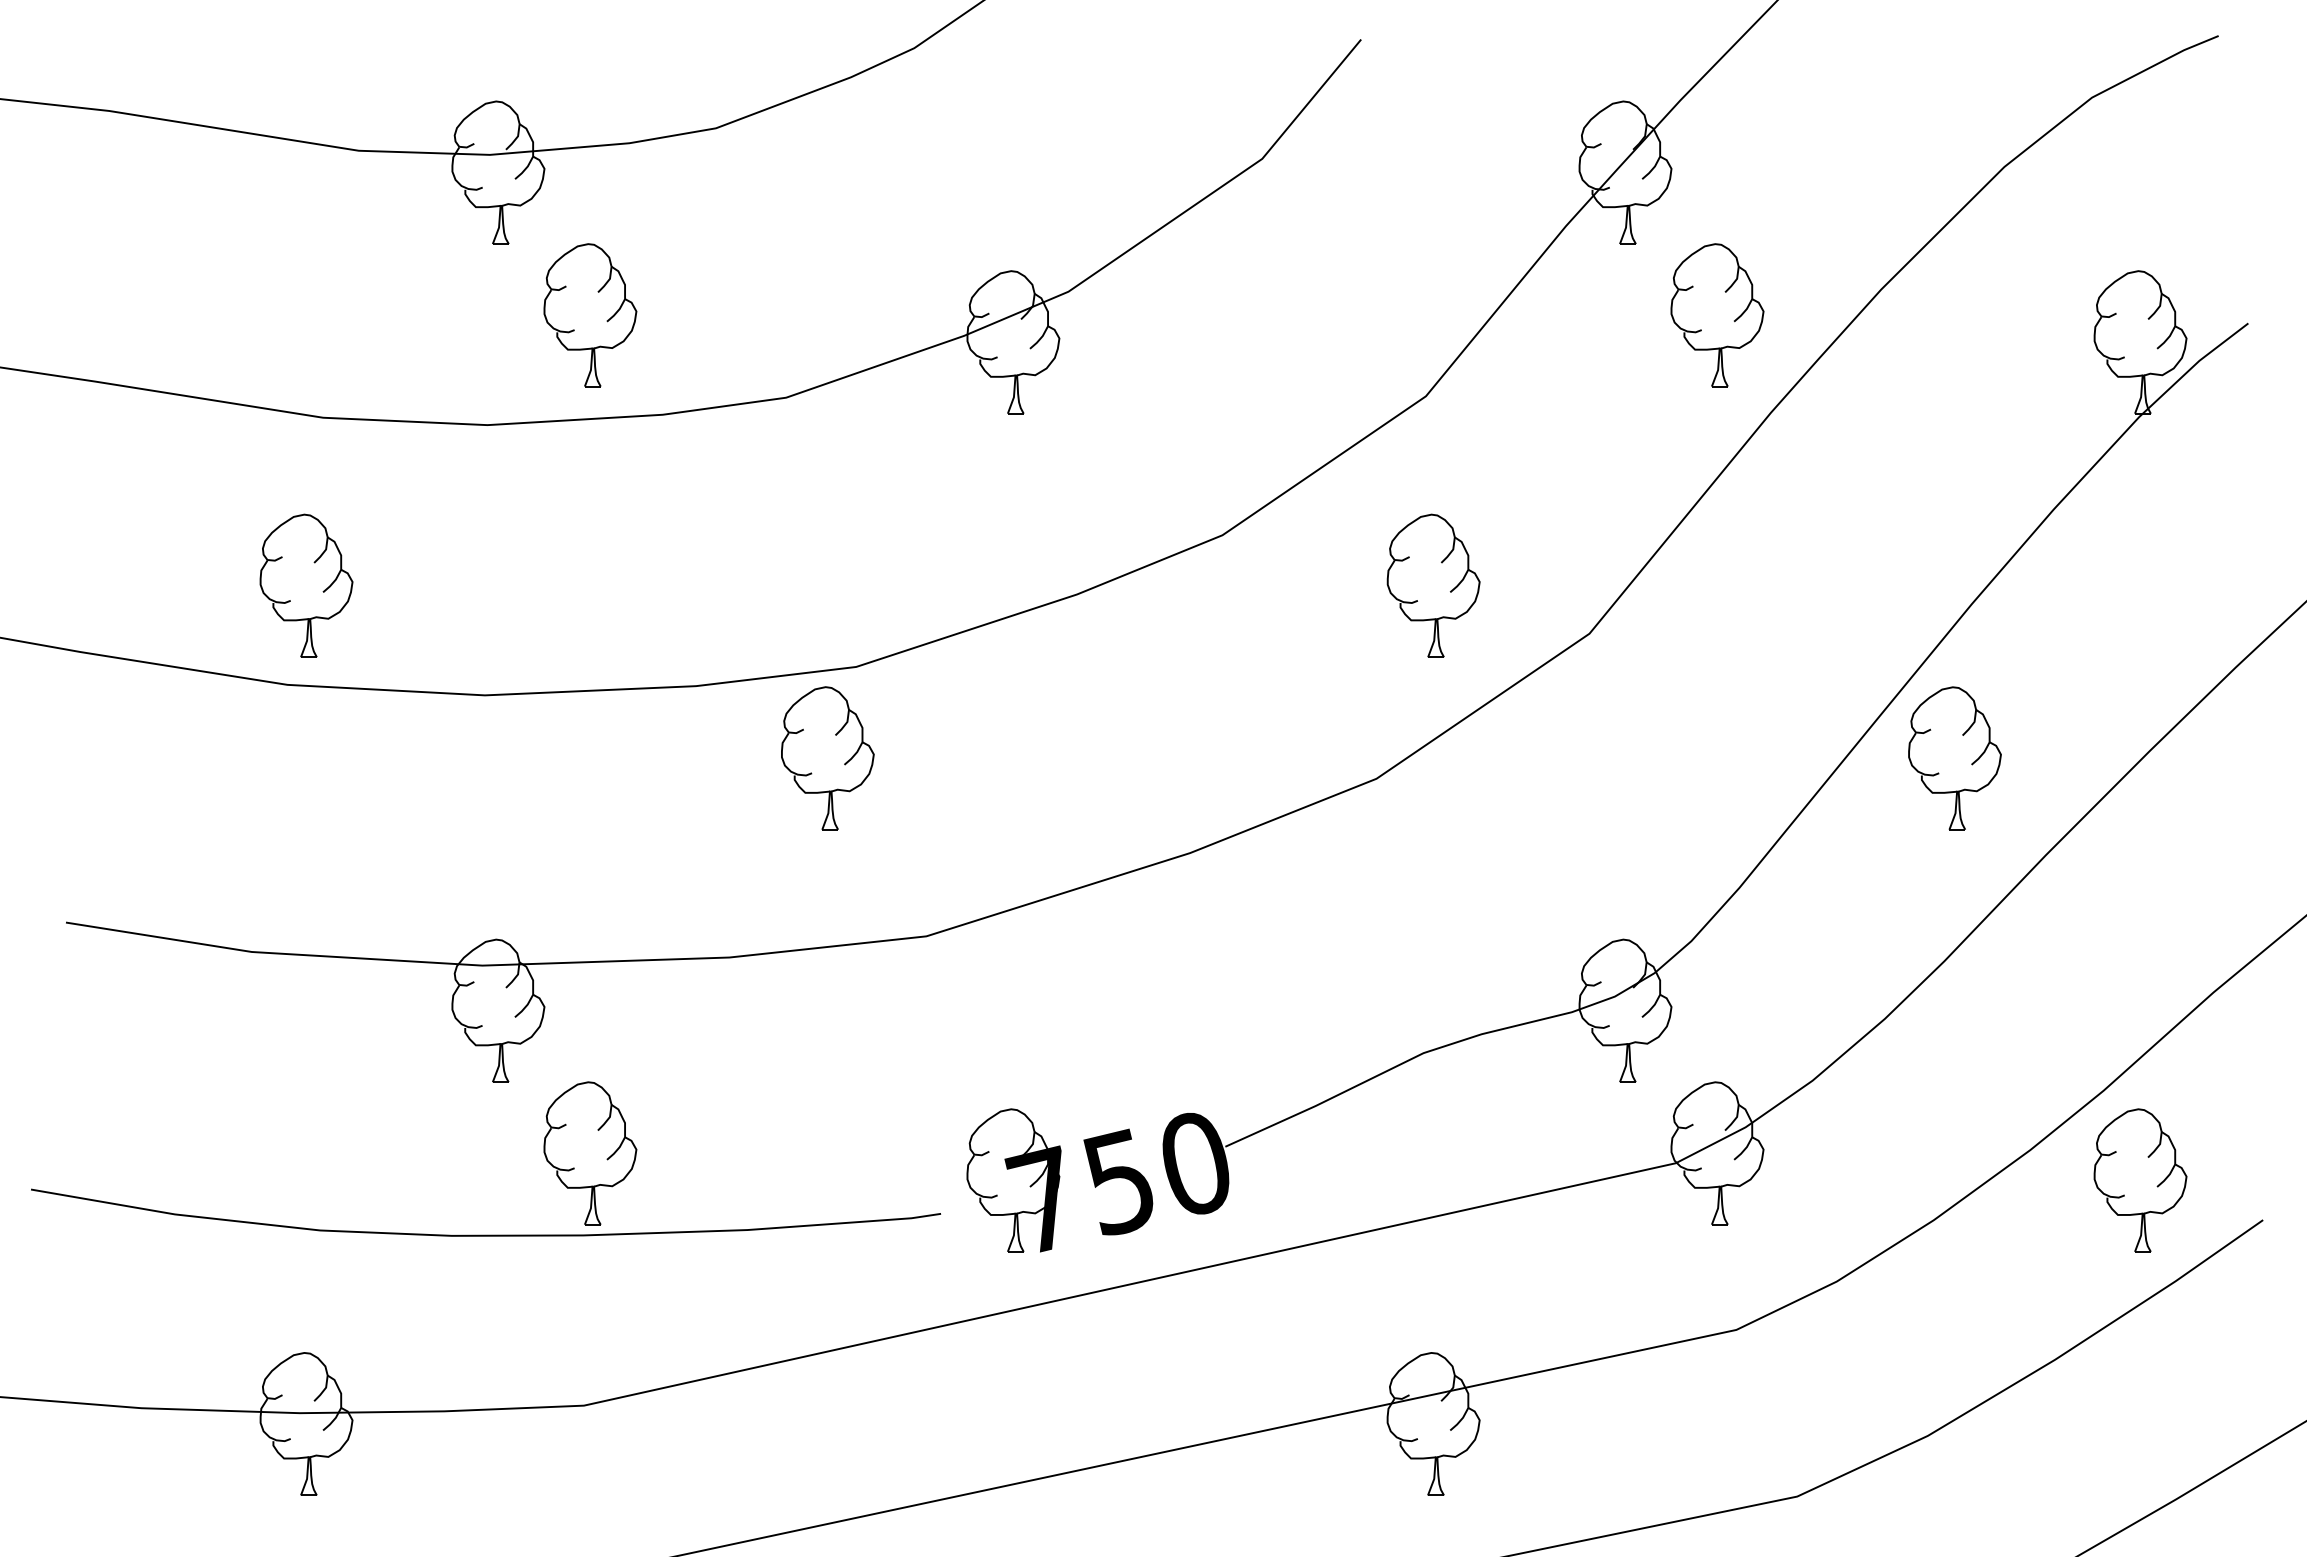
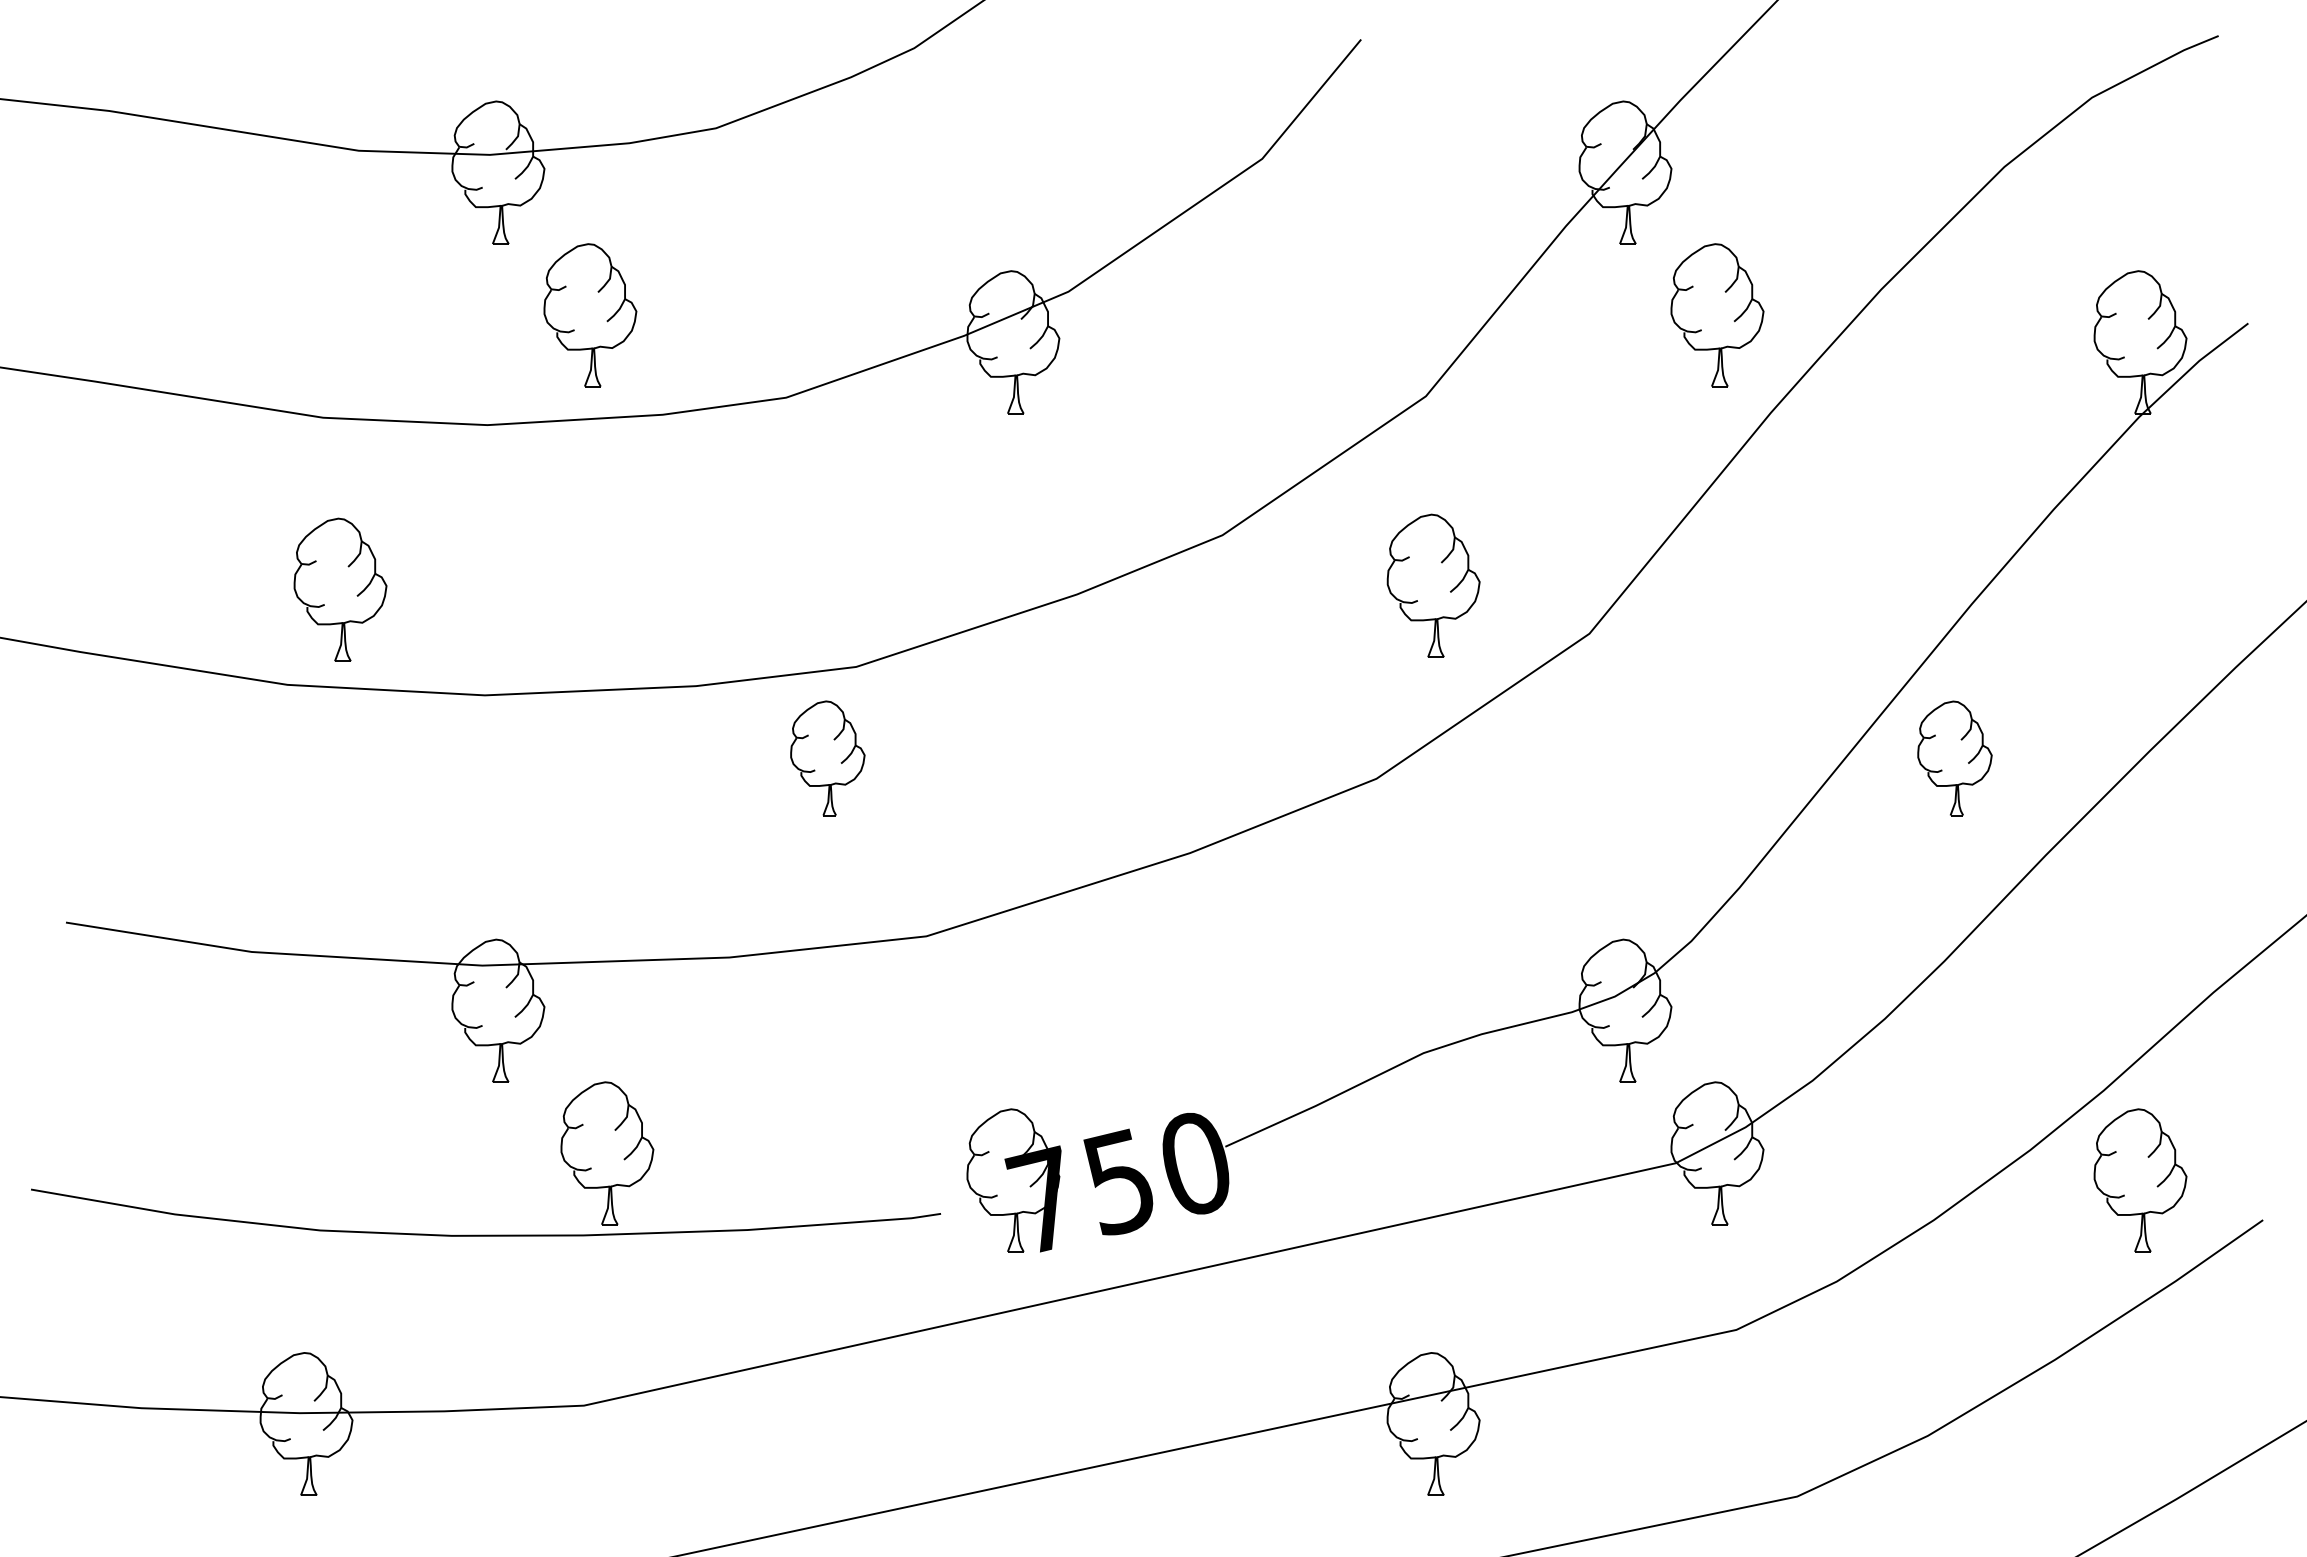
part position: (306, 585) -> (340, 589) (340, 589)
part size: 94x145 px -> 76x117 px (827, 758)
part size: 94x145 px -> 76x117 px (1954, 758)
part position: (590, 1153) -> (607, 1153) (607, 1153)
